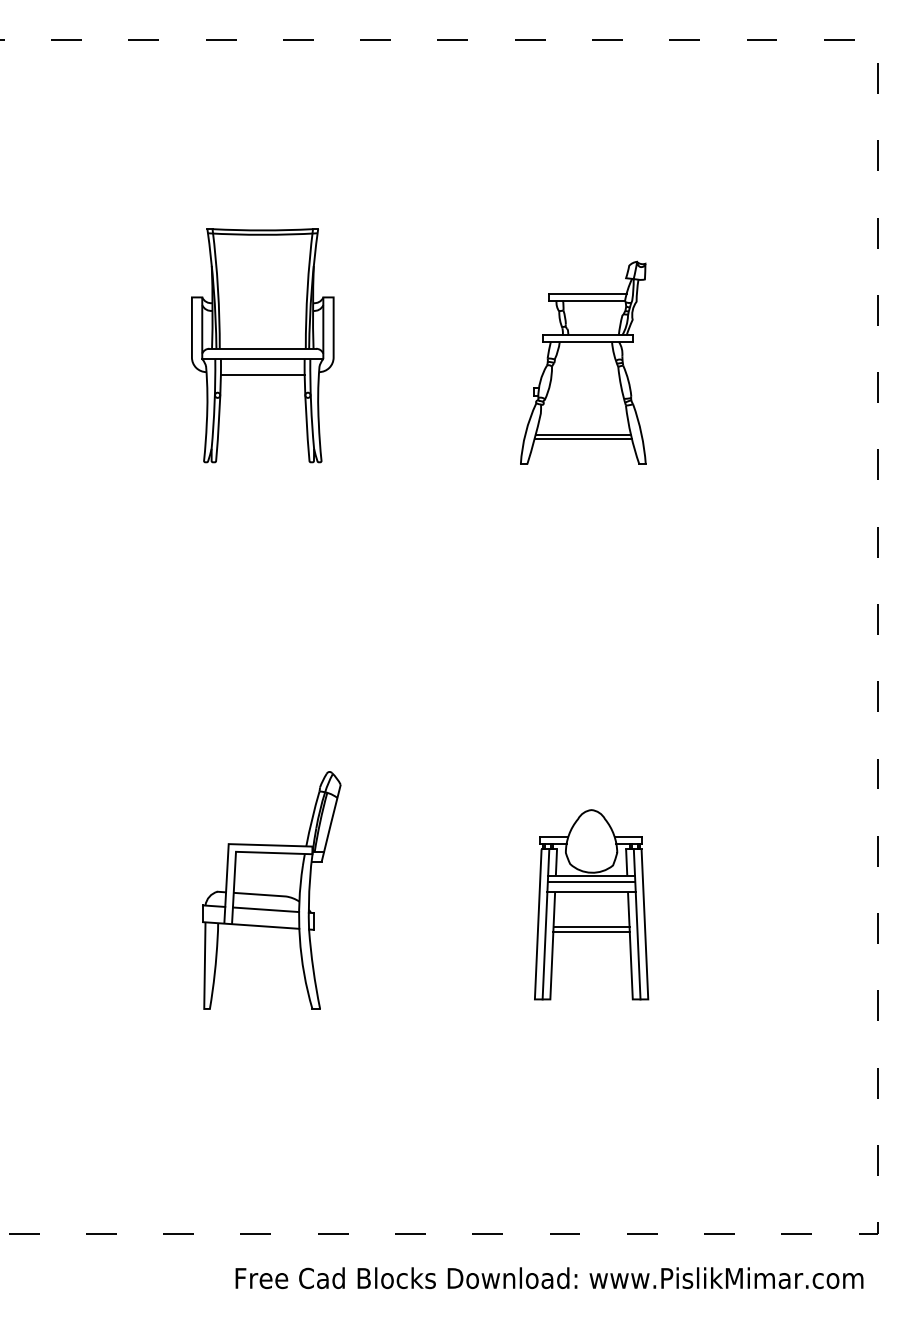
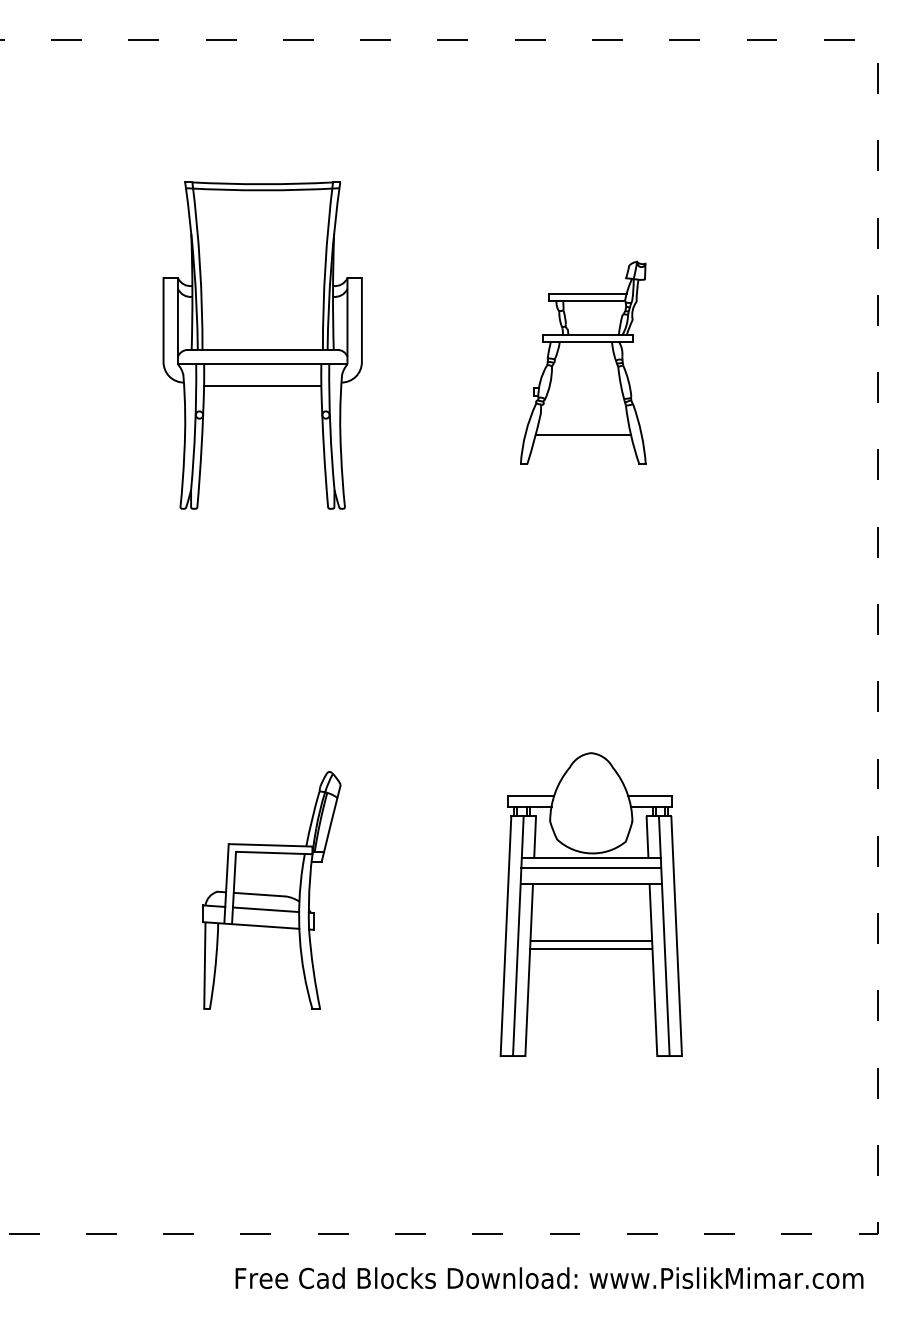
part size: 144x236 px -> 201x329 px (262, 345)
line: present -> none (582, 438)
part size: 116x192 px -> 184x305 px (590, 904)
